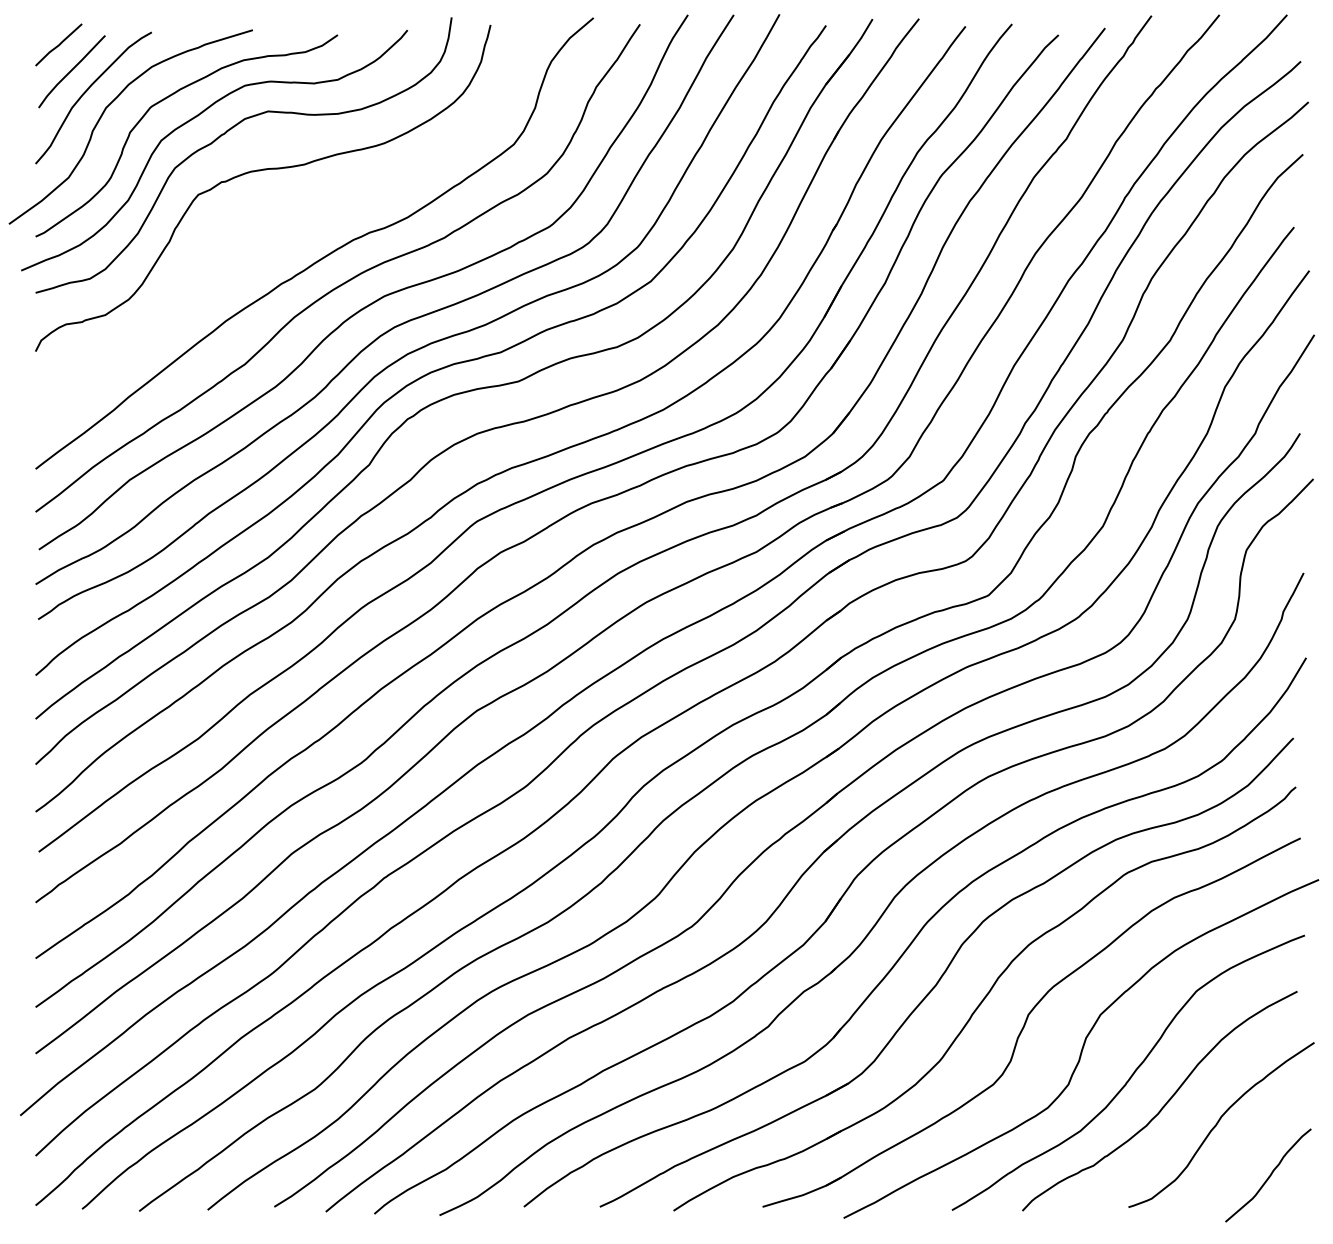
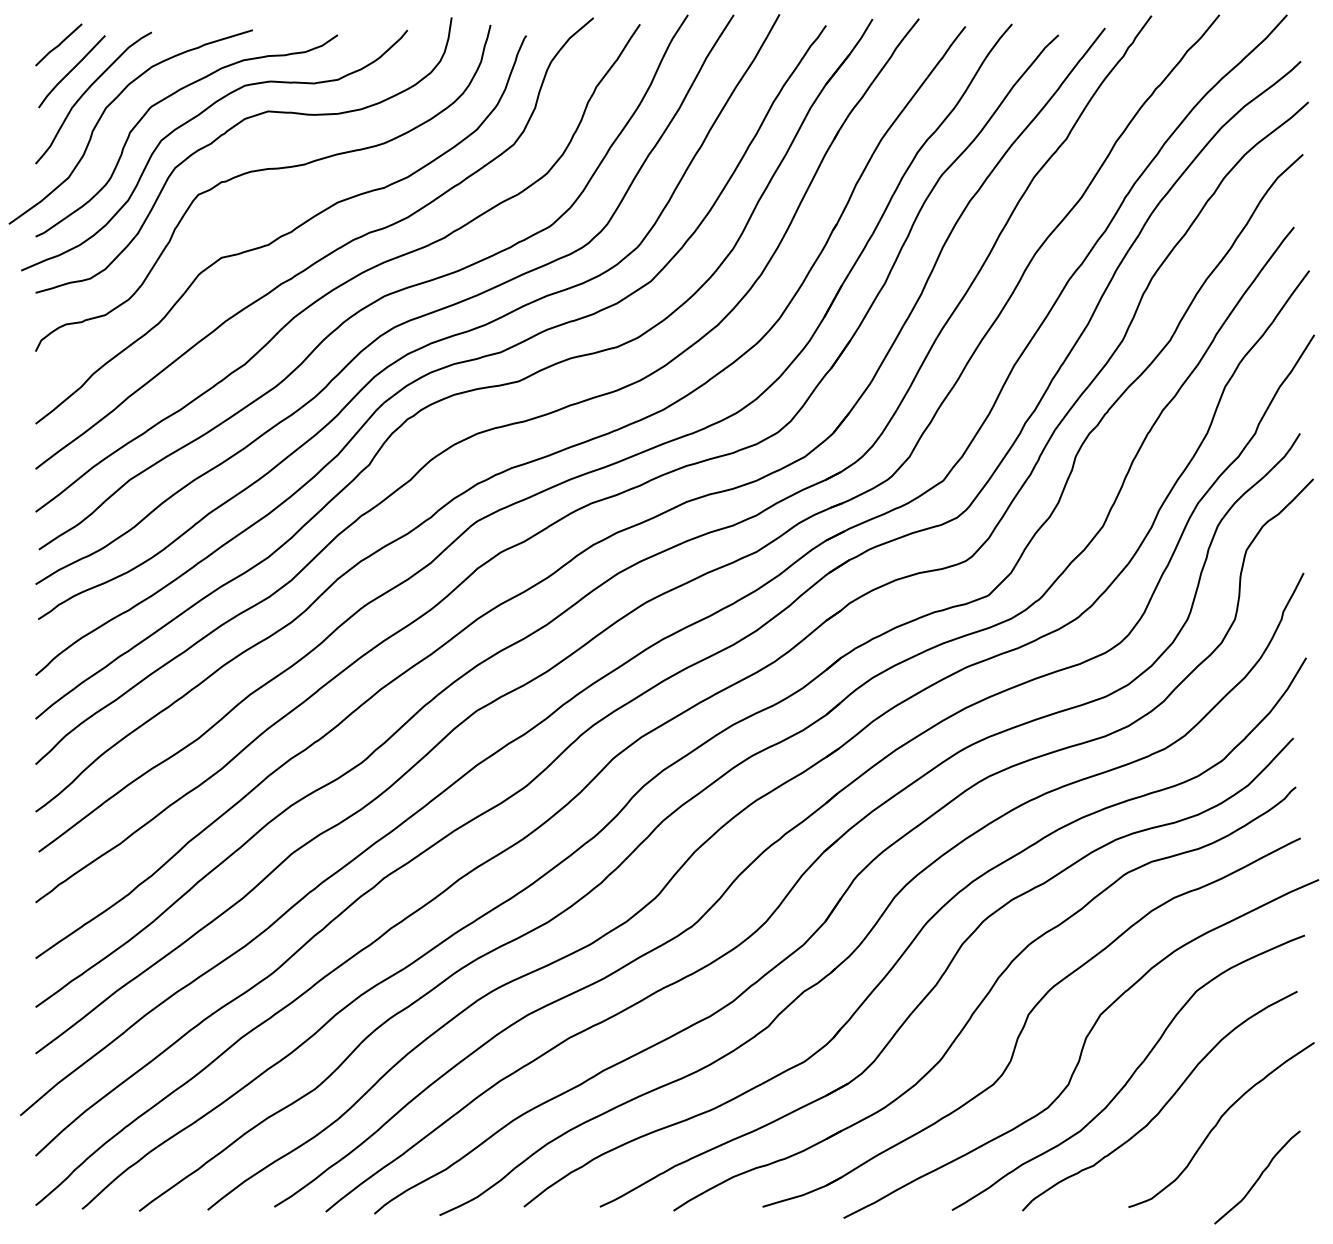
curve: none -> present (283, 234)
curve position: (1269, 1175) -> (1258, 1177) (1258, 1177)
